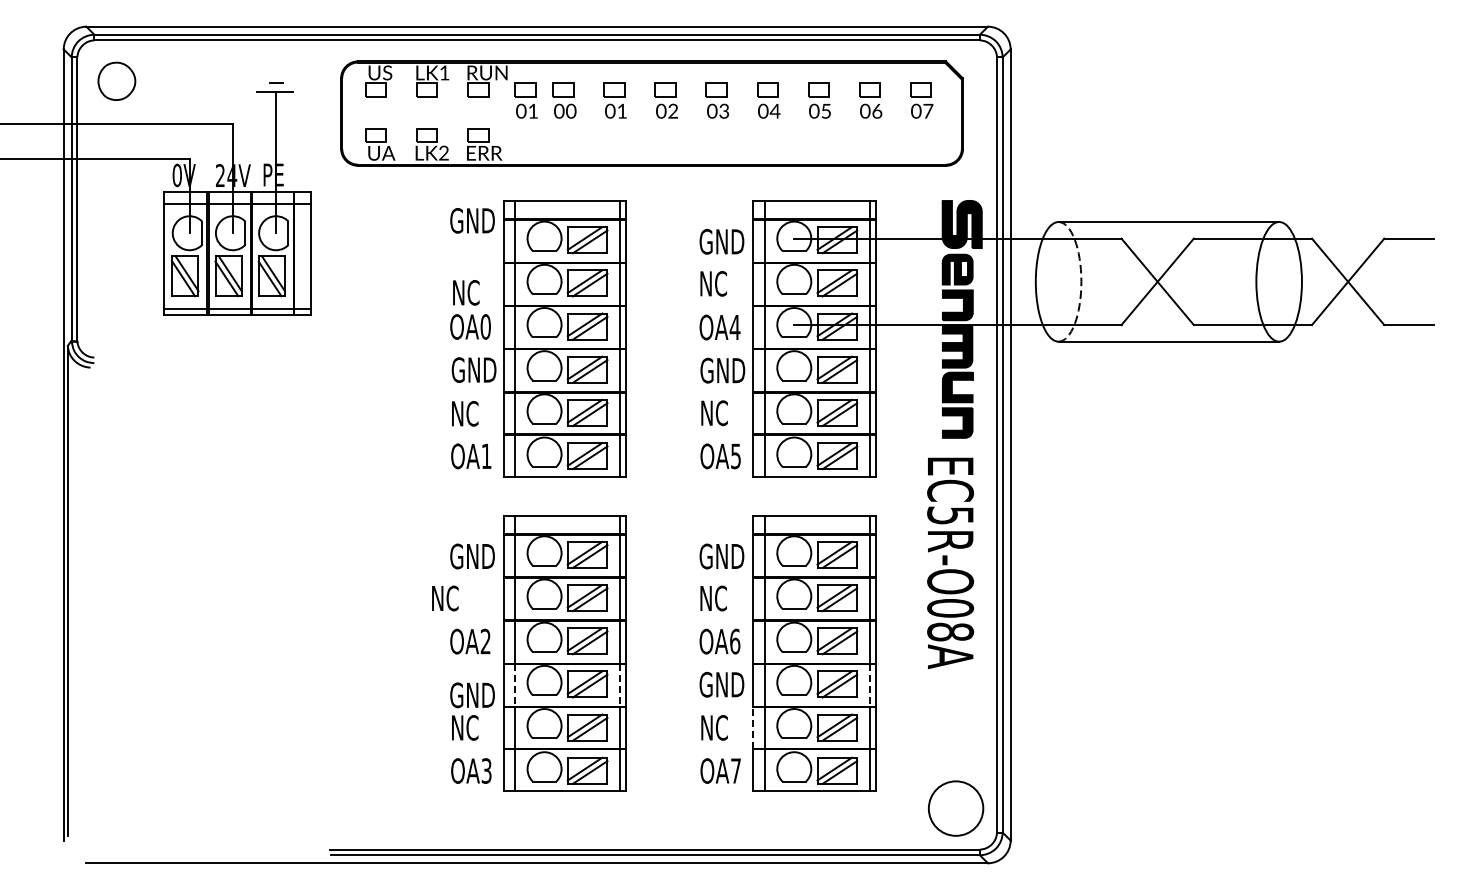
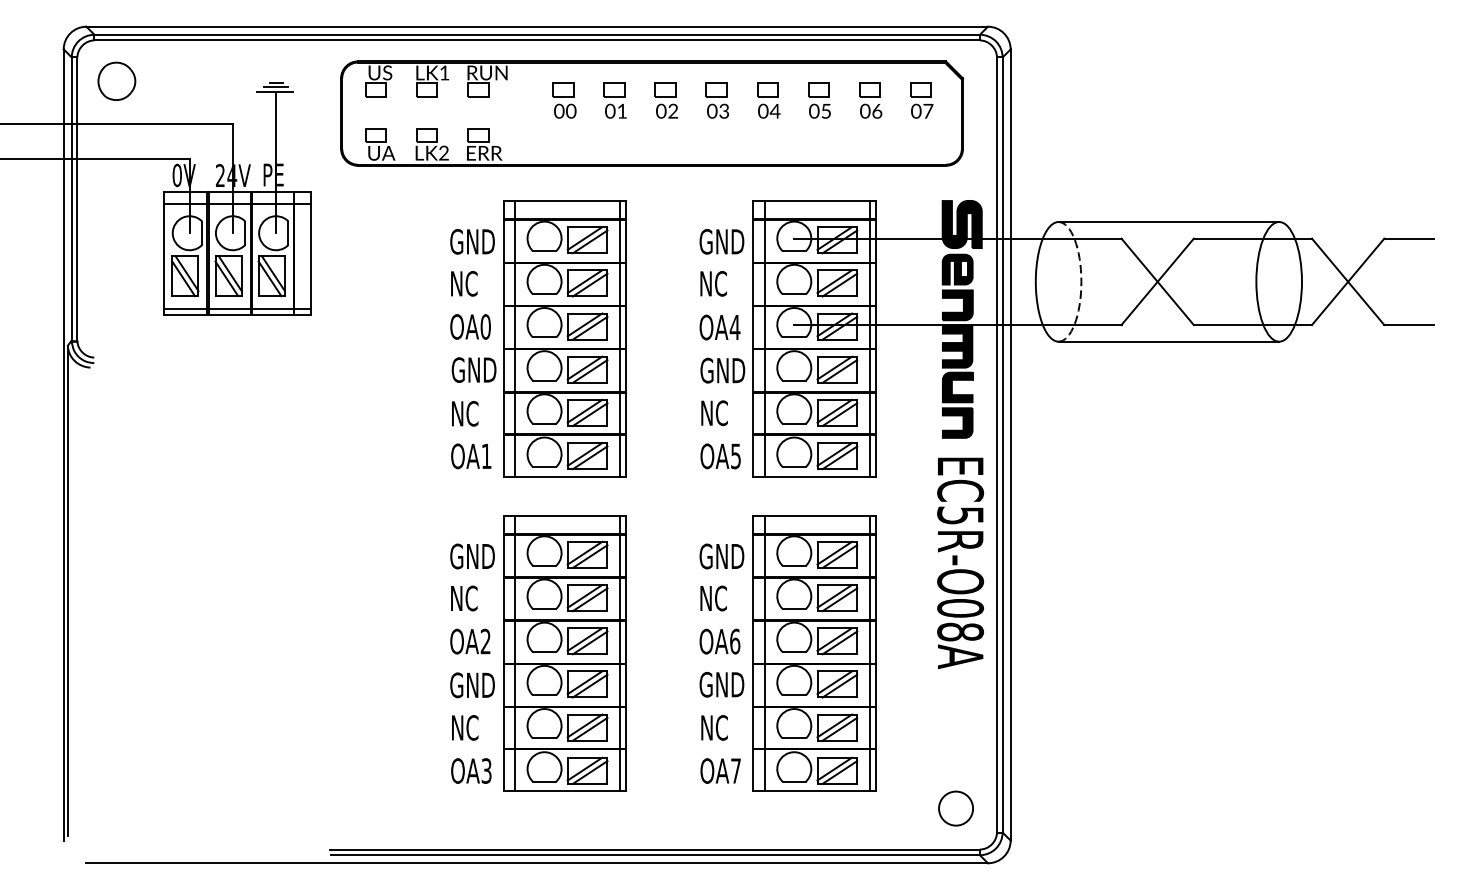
line: none -> present (275, 87)
part: present -> none (525, 100)
text position: (472, 220) -> (472, 241) (472, 241)
text position: (466, 292) -> (464, 283) (464, 283)
text position: (950, 563) -> (960, 563) (960, 563)
text position: (445, 598) -> (464, 598) (464, 598)
line: dashed -> solid (515, 685)
line: dashed -> solid (620, 685)
line: dashed -> solid (870, 685)
text position: (472, 695) -> (472, 685) (472, 685)
line: dashed -> solid (753, 727)
circle diameter: 54 px -> 34 px (956, 808)
